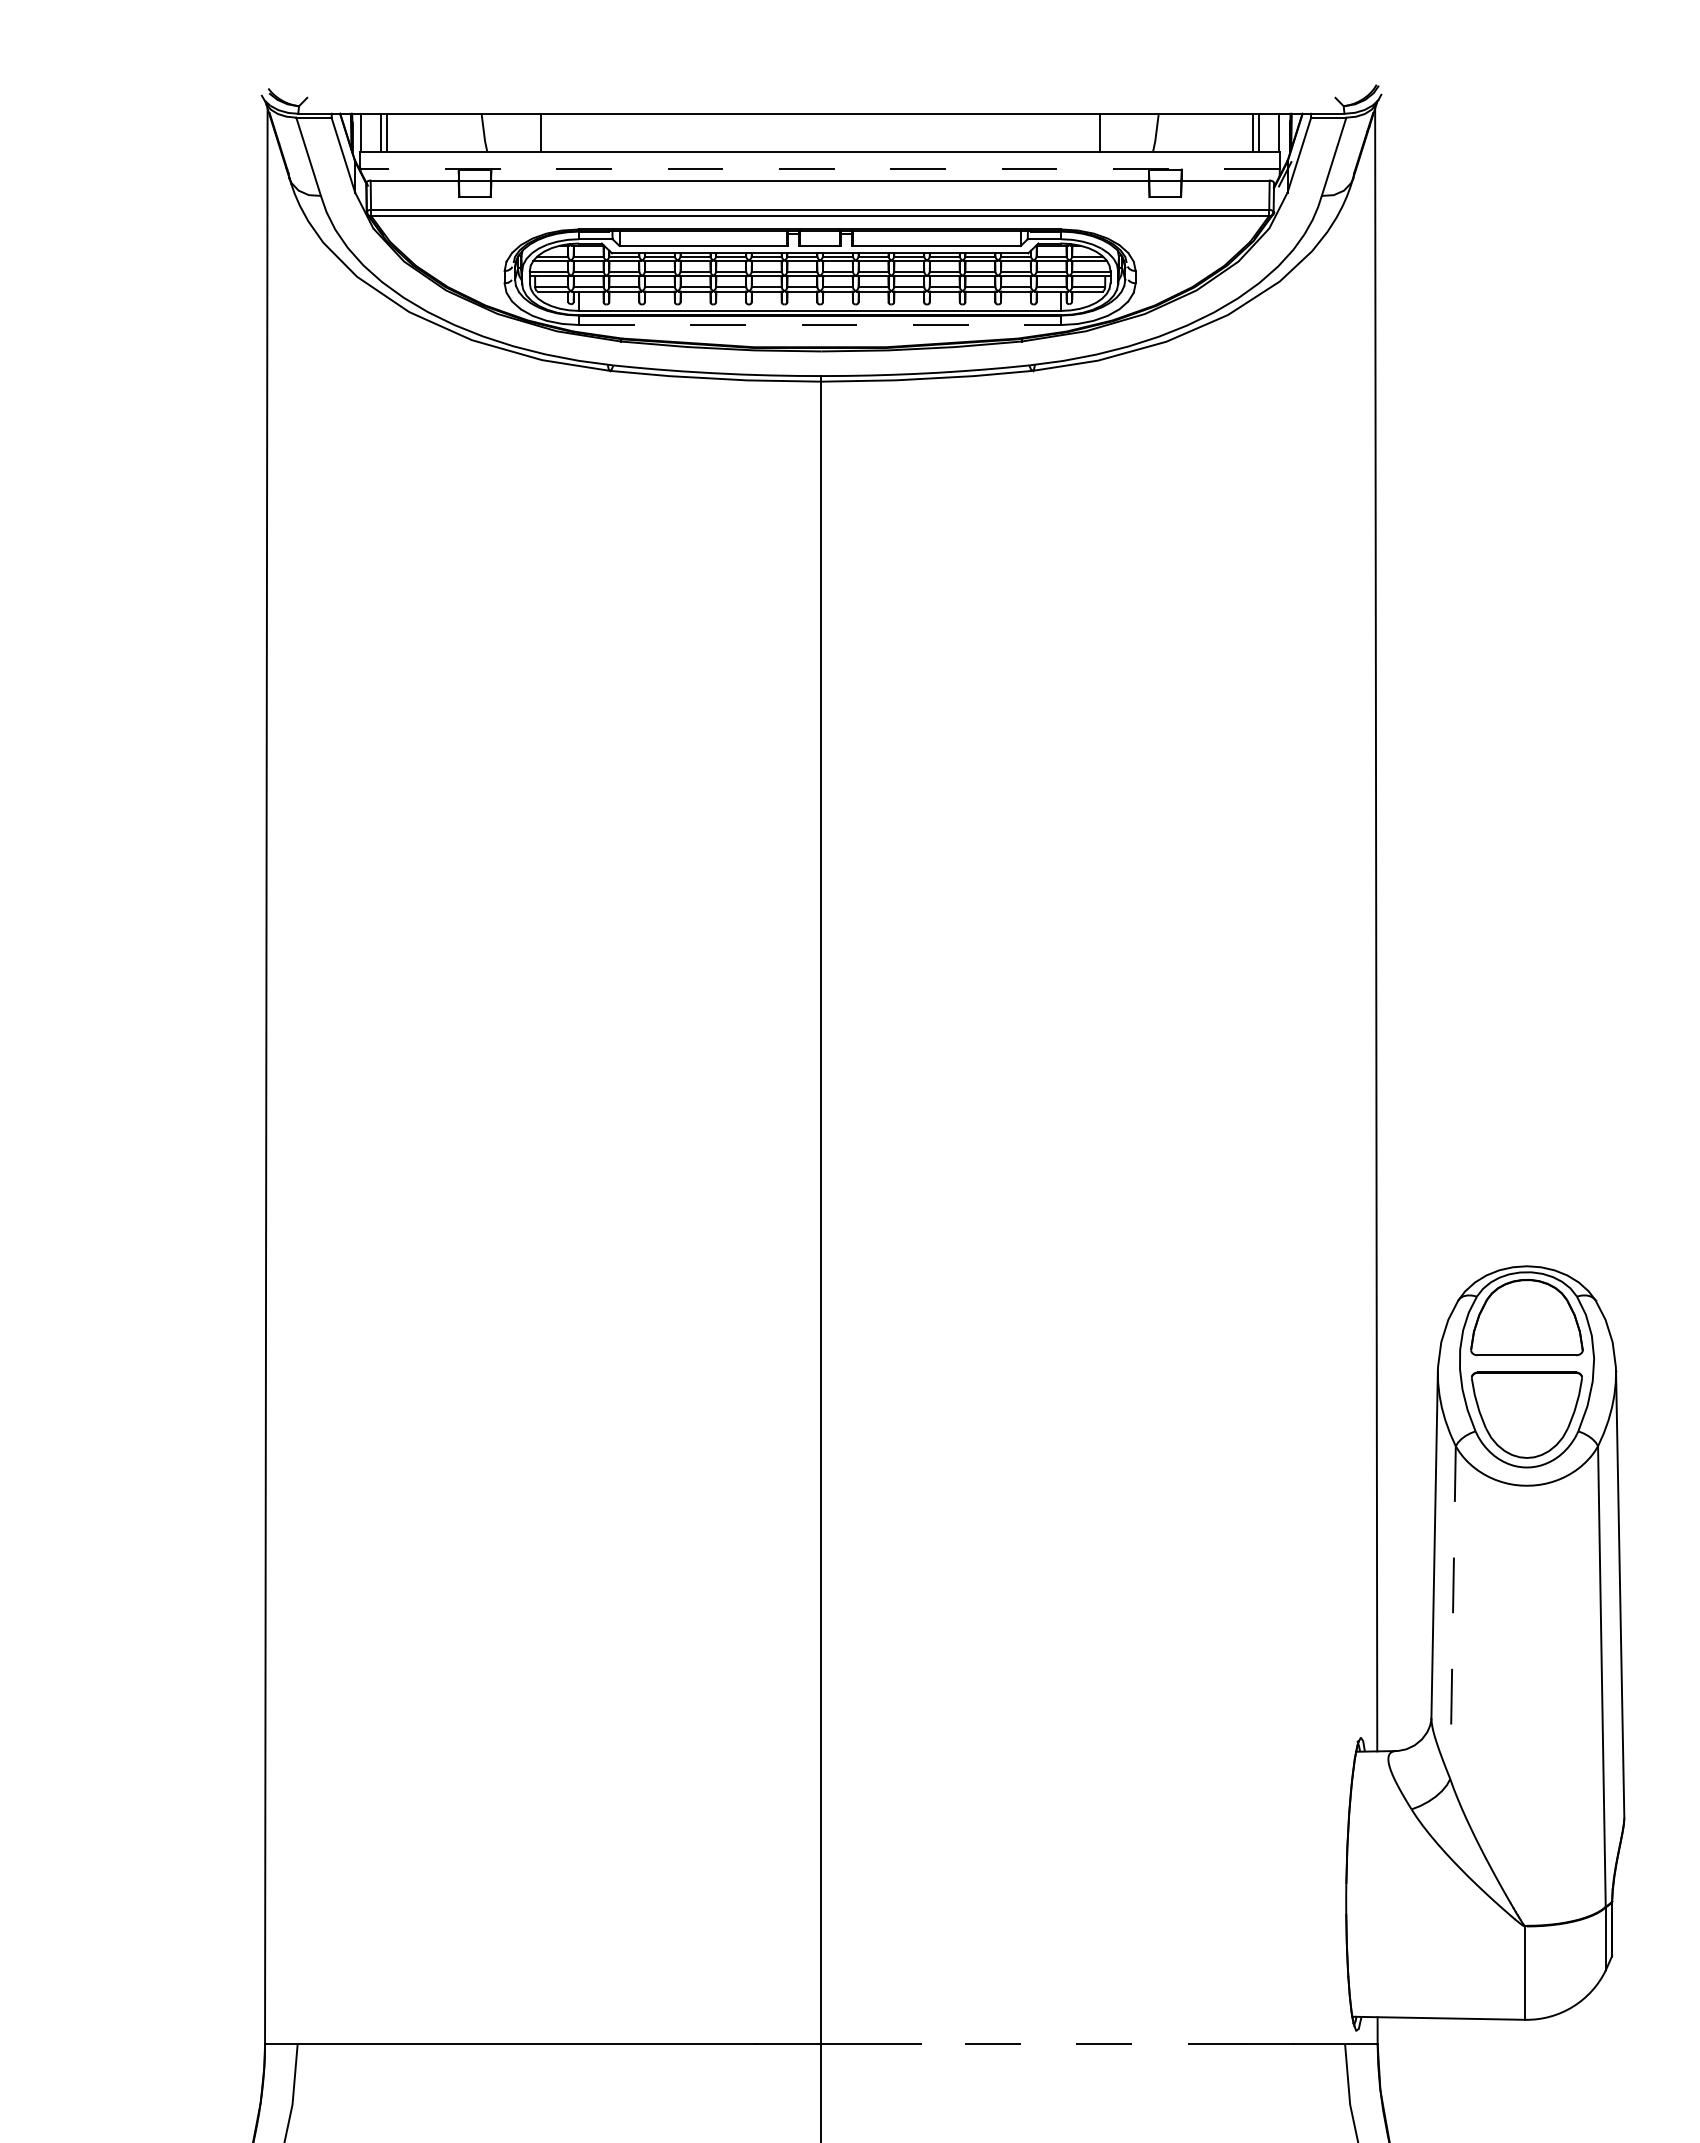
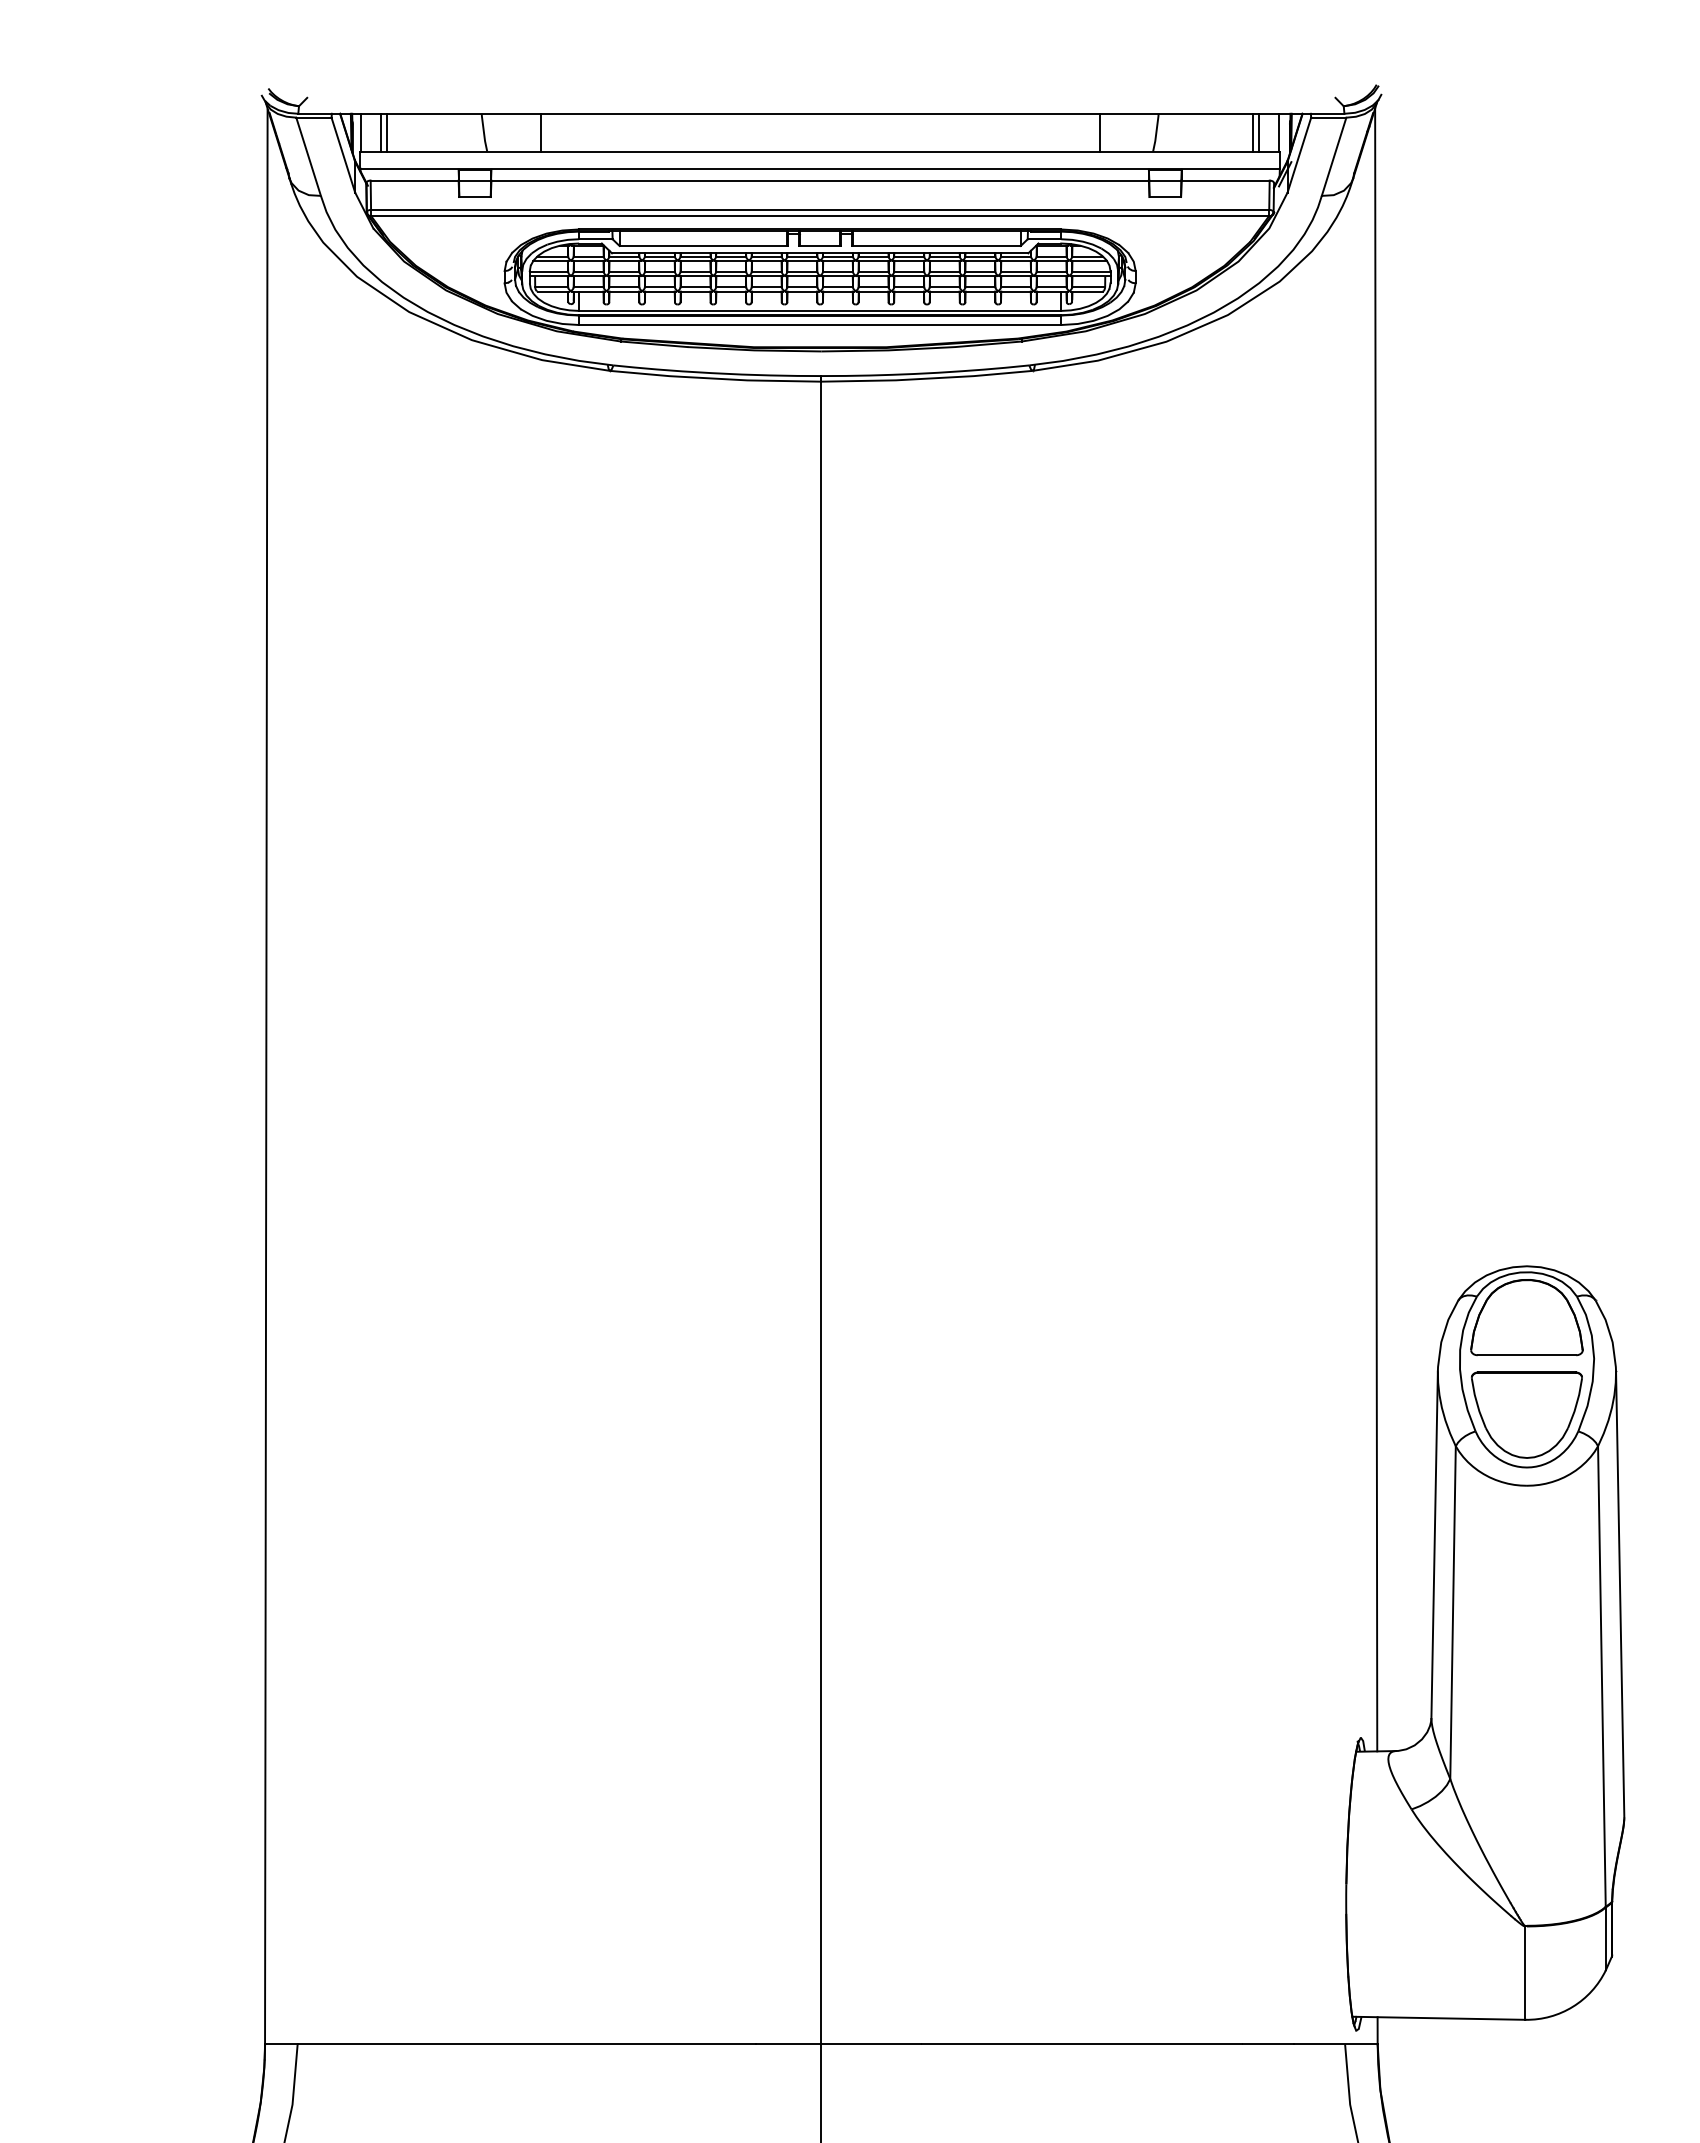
line: dashed -> solid (820, 168)
line: dashed -> solid (820, 325)
line: dashed -> solid (1453, 1613)
line: dashed -> solid (1082, 2044)
